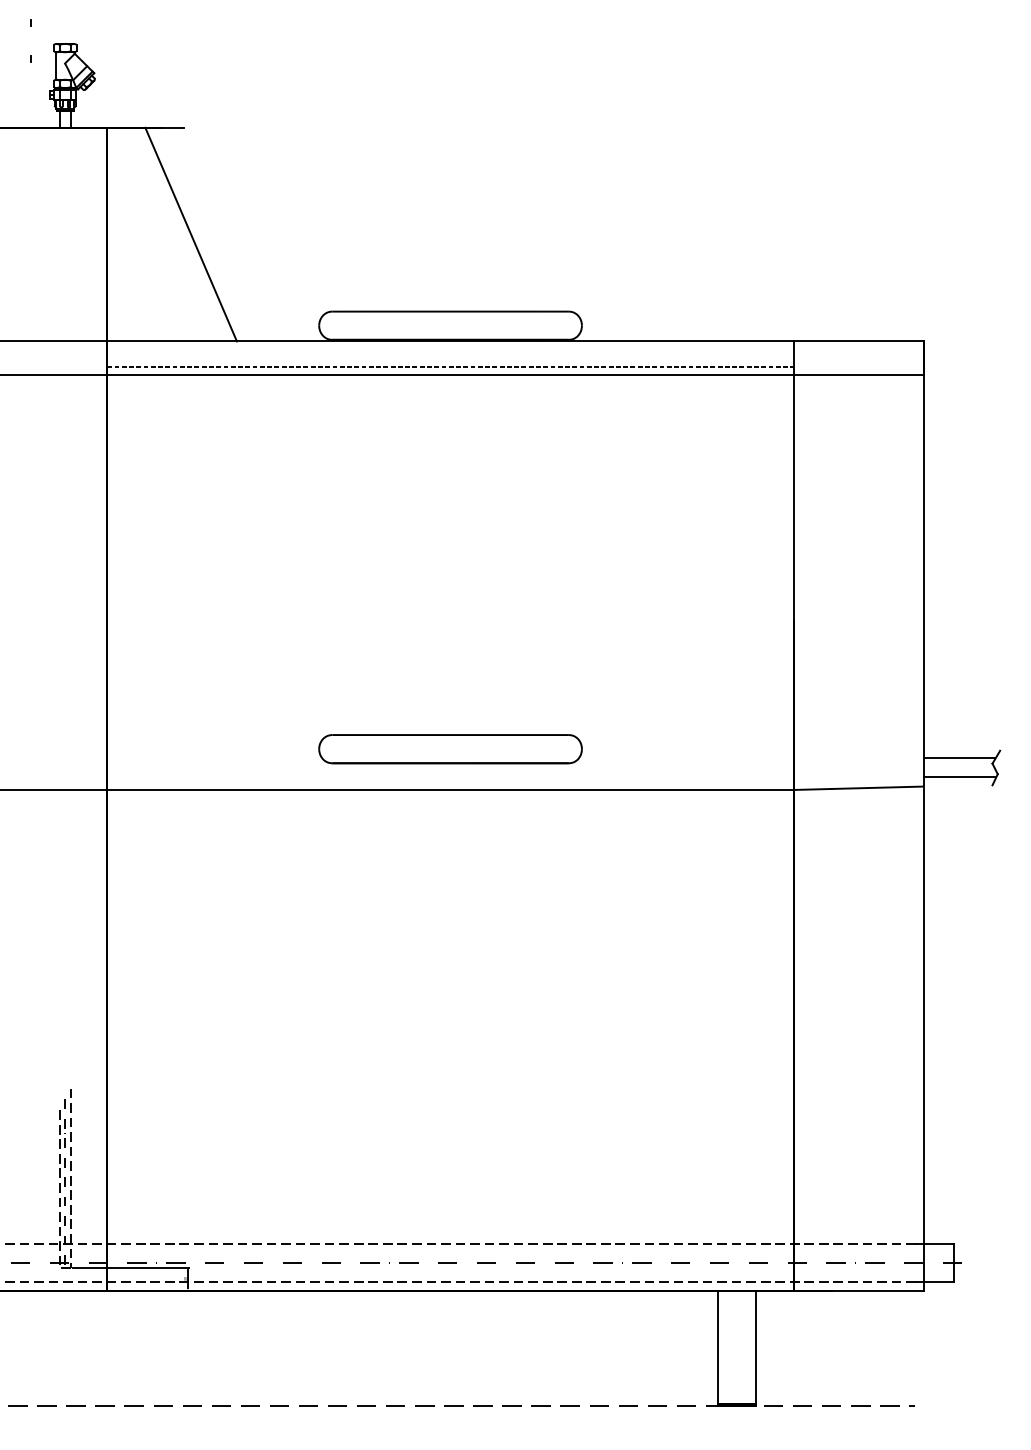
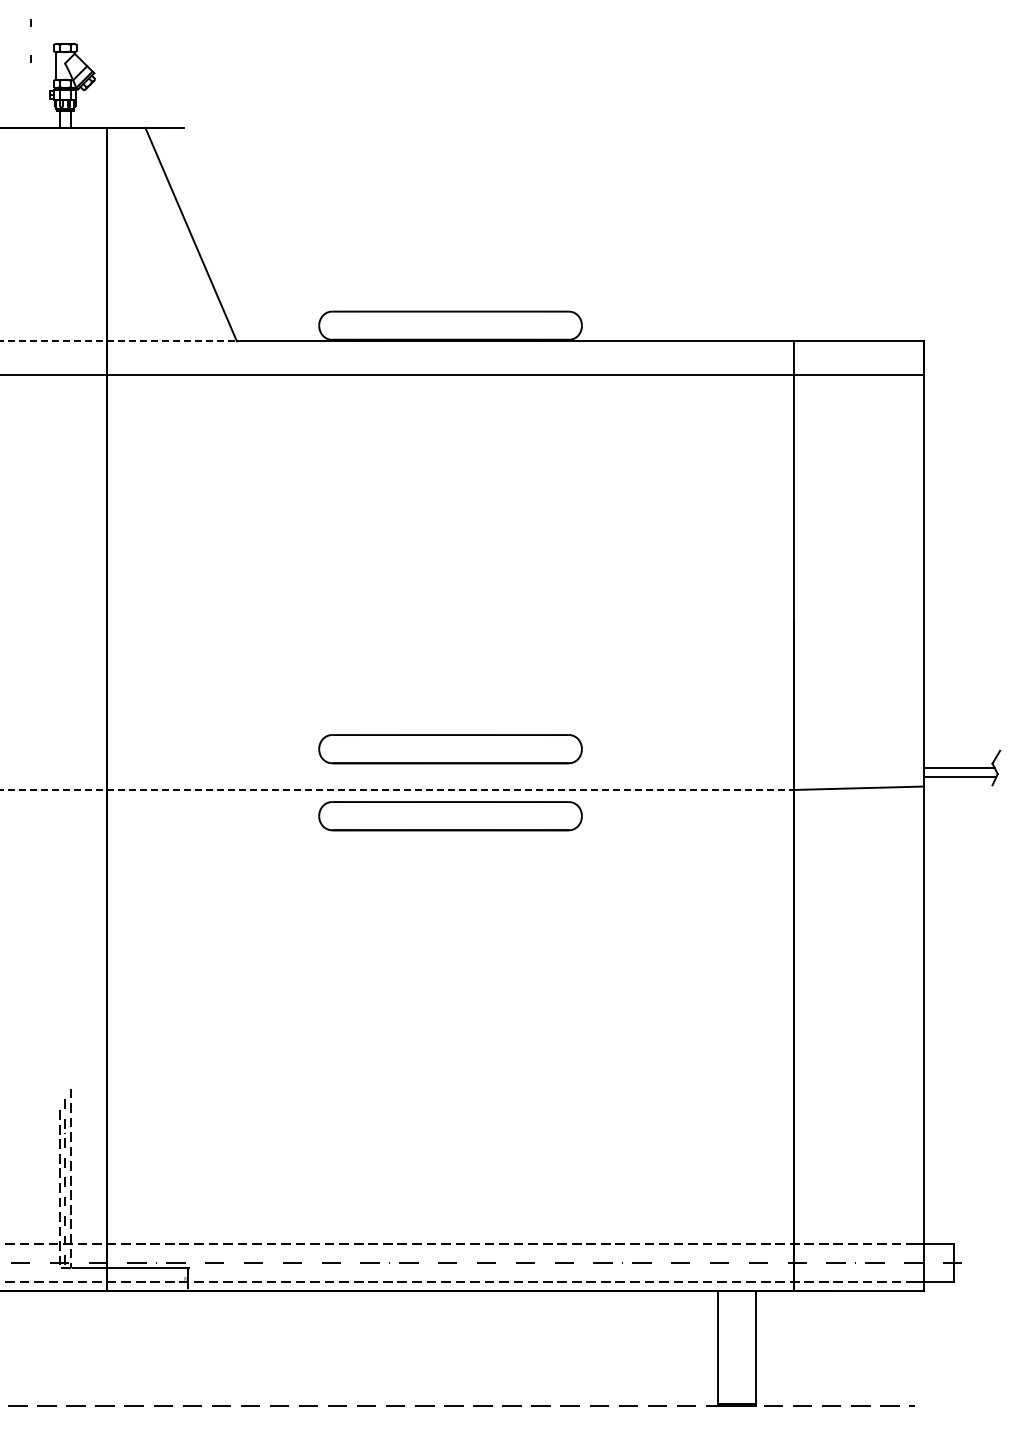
line: solid -> dashed (118, 341)
line: present -> none (450, 366)
line position: (959, 757) -> (959, 767) (959, 767)
line: solid -> dashed (396, 790)
part: none -> present (450, 816)
